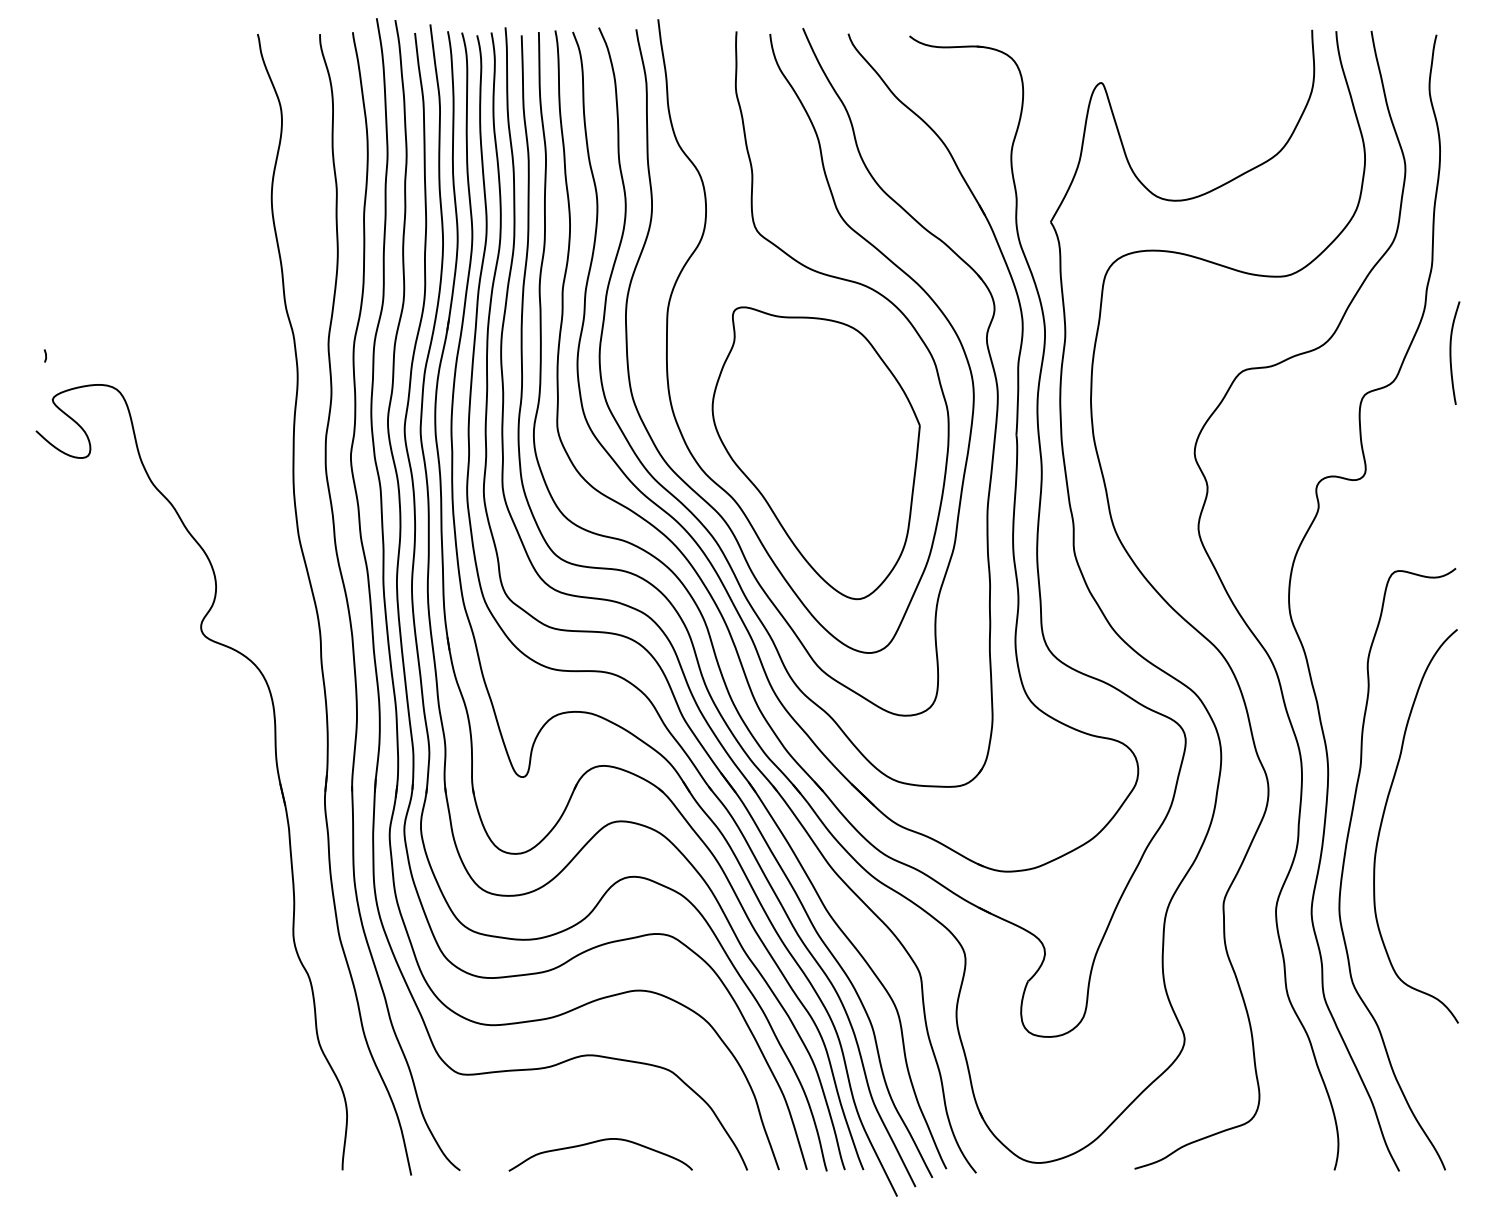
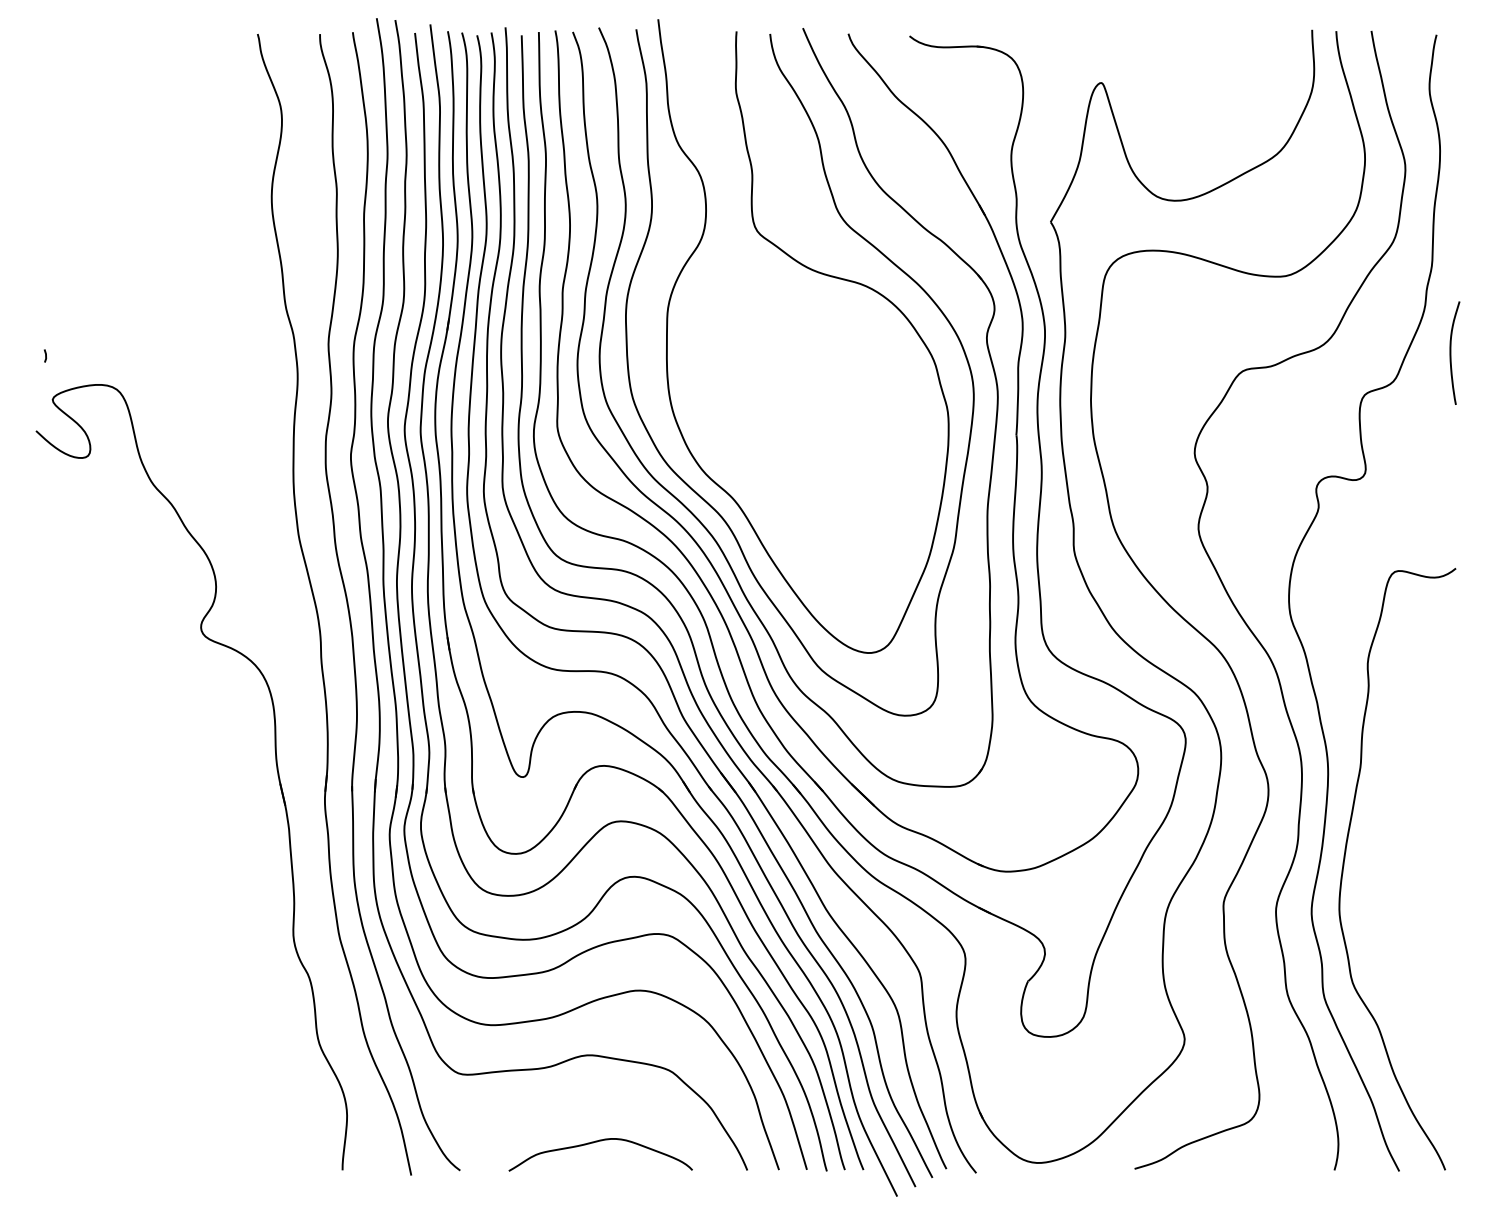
part: present -> none (815, 453)
curve: present -> none (1383, 819)
